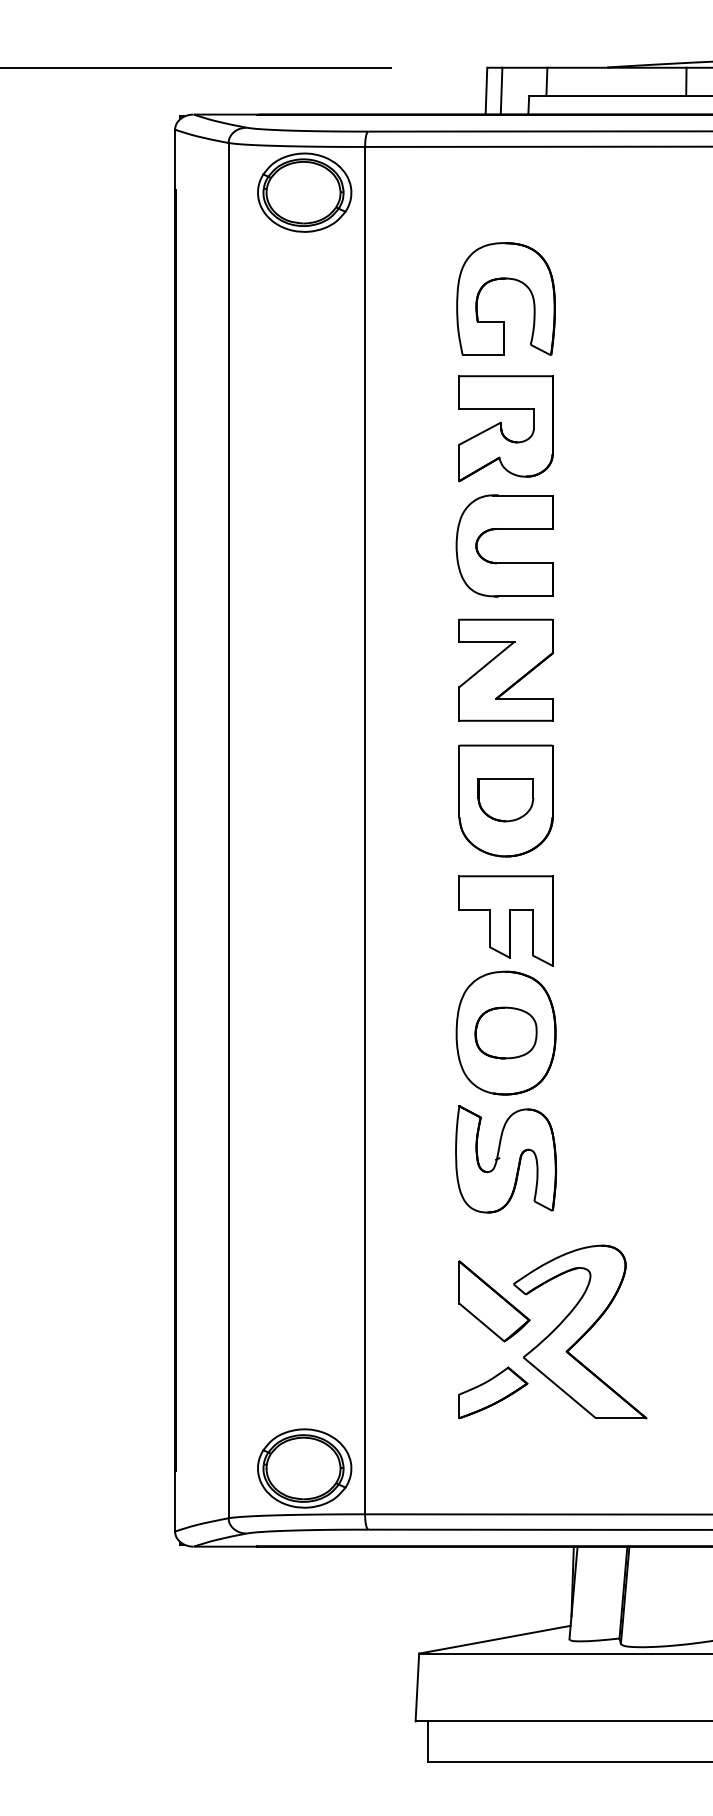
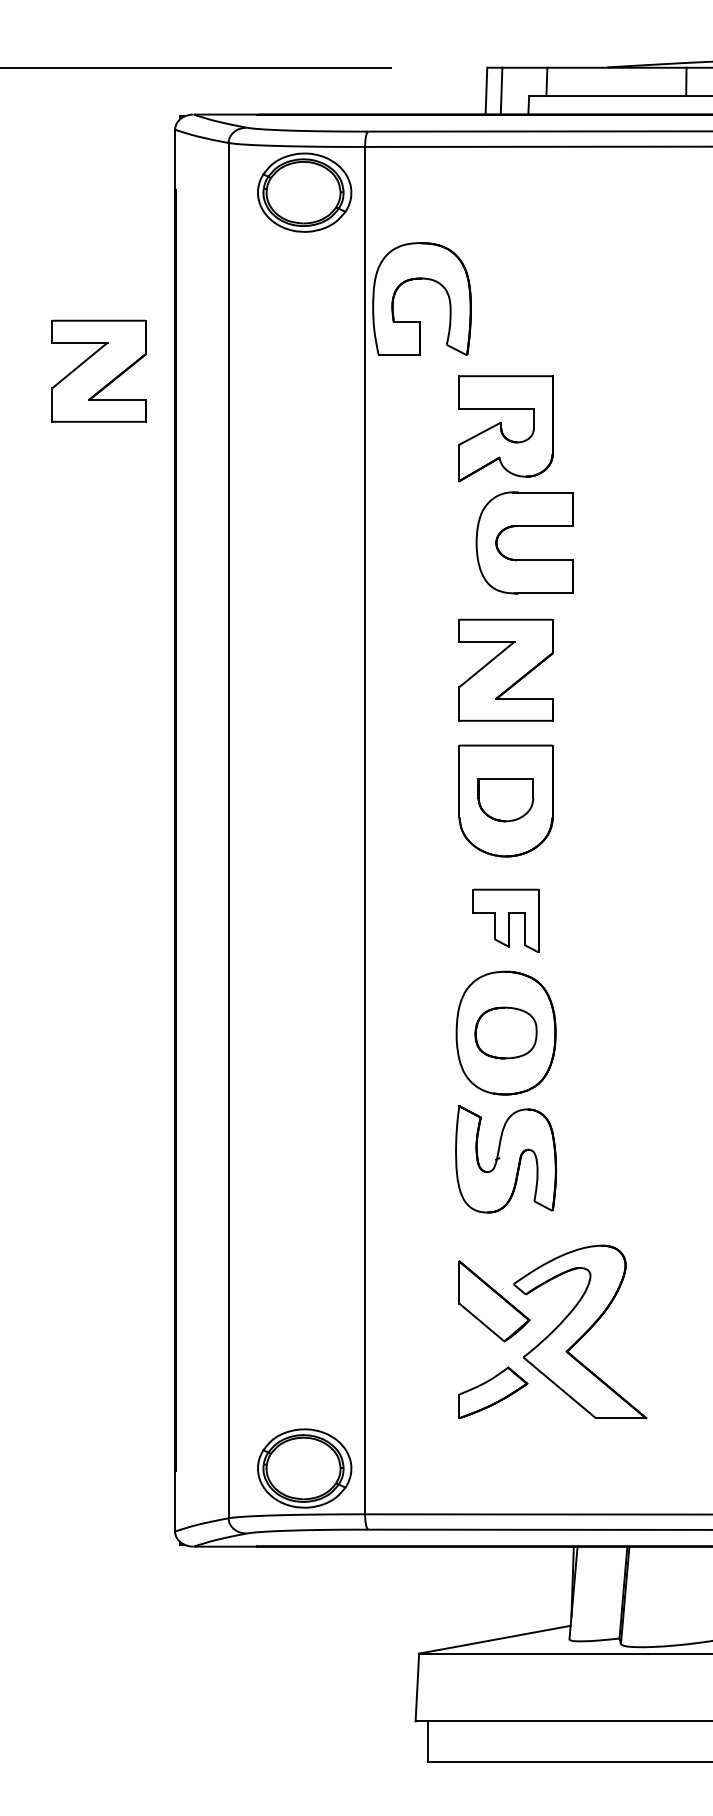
part position: (505, 279) -> (421, 279) (421, 279)
part: none -> present (98, 370)
part position: (504, 529) -> (524, 526) (524, 526)
part size: 96x92 px -> 68x65 px (505, 920)
